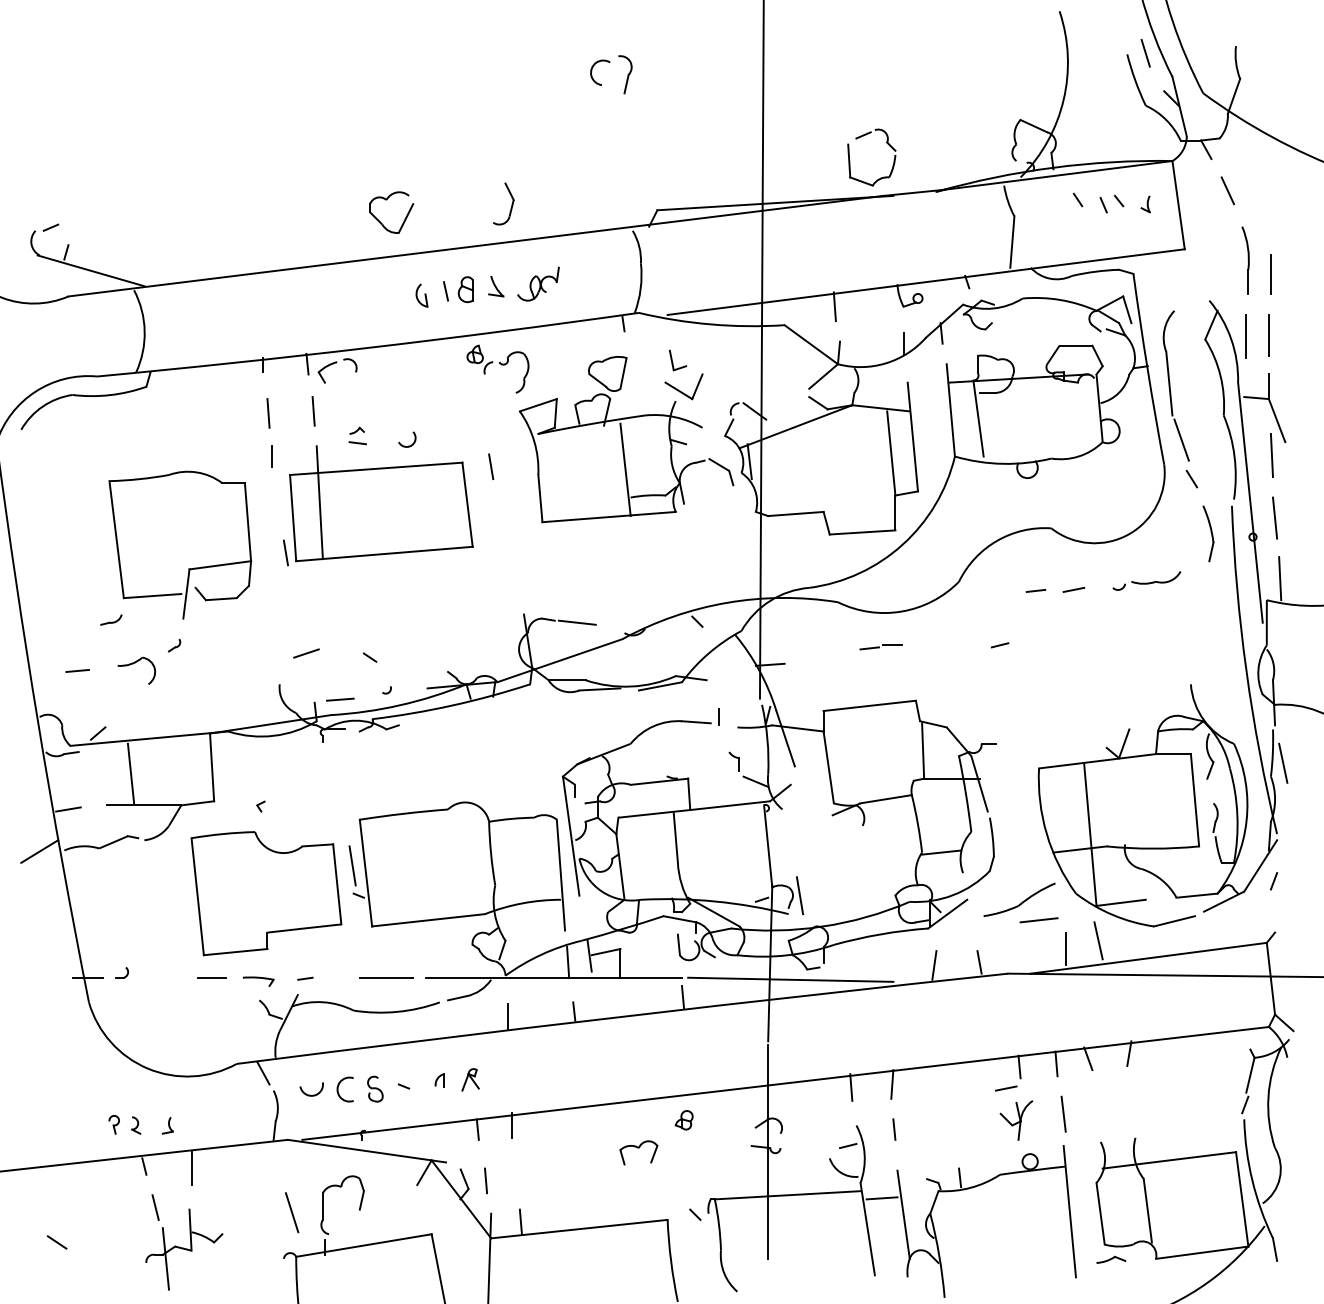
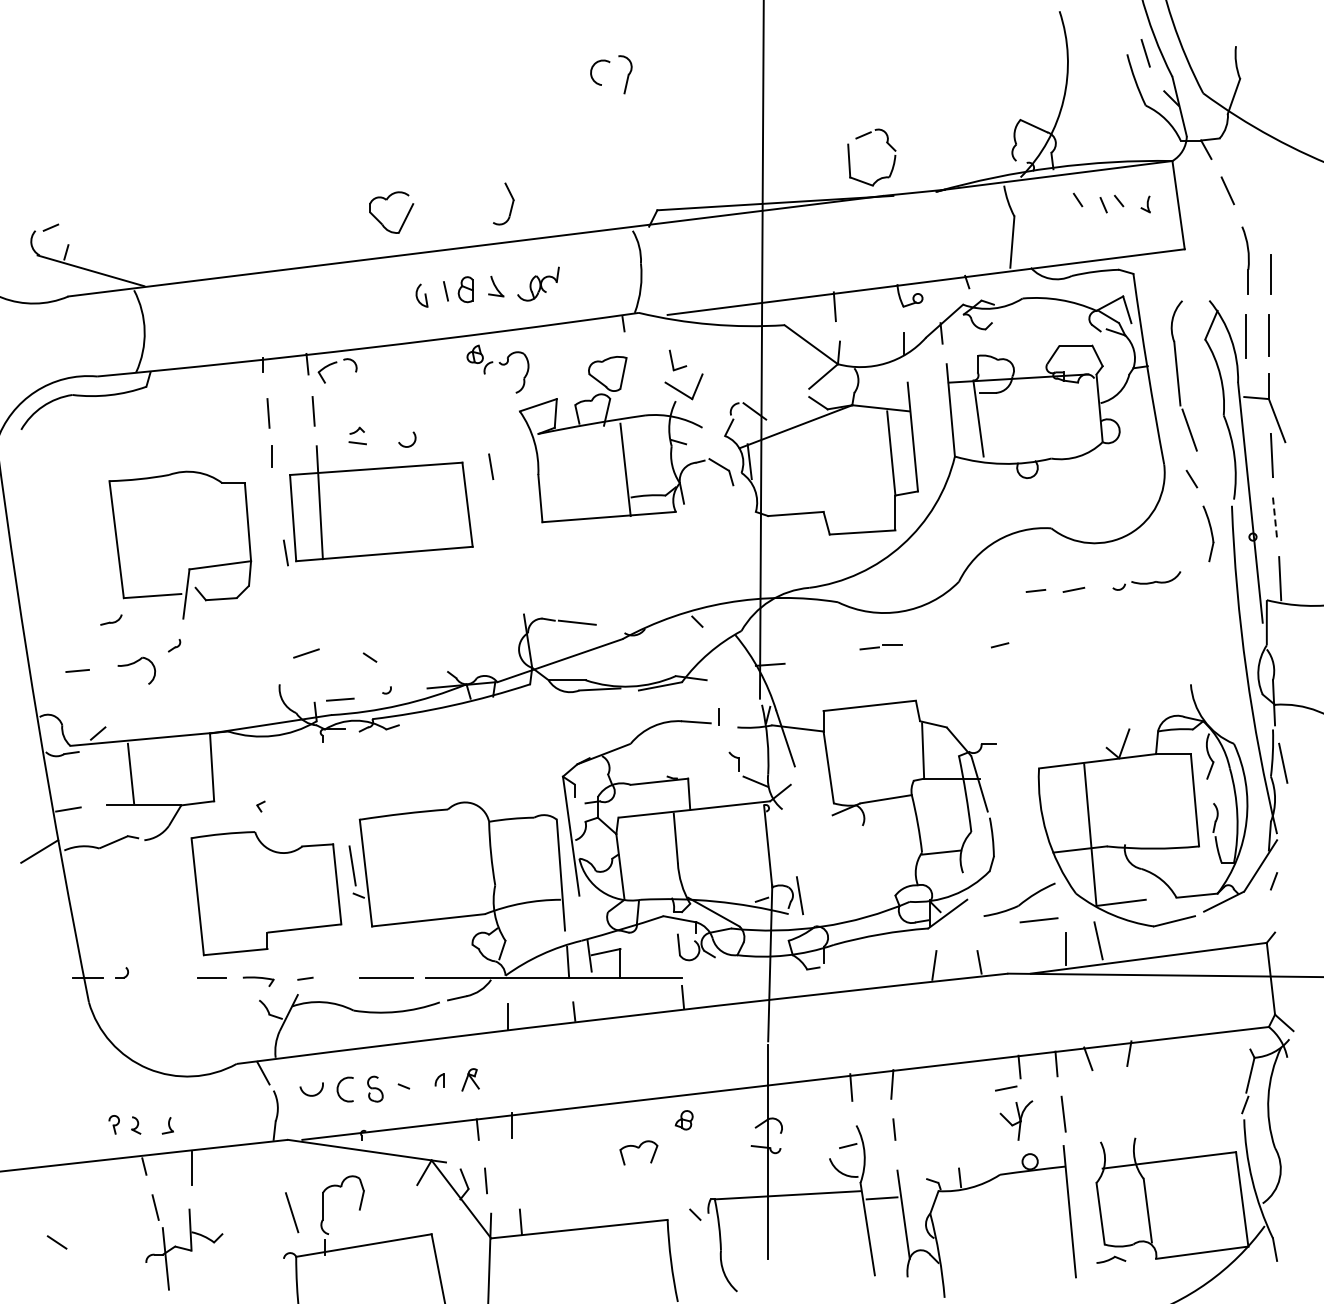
part position: (1175, 385) -> (1183, 375) (1183, 375)
line: solid -> dashed (1275, 518)
line: present -> none (790, 979)
